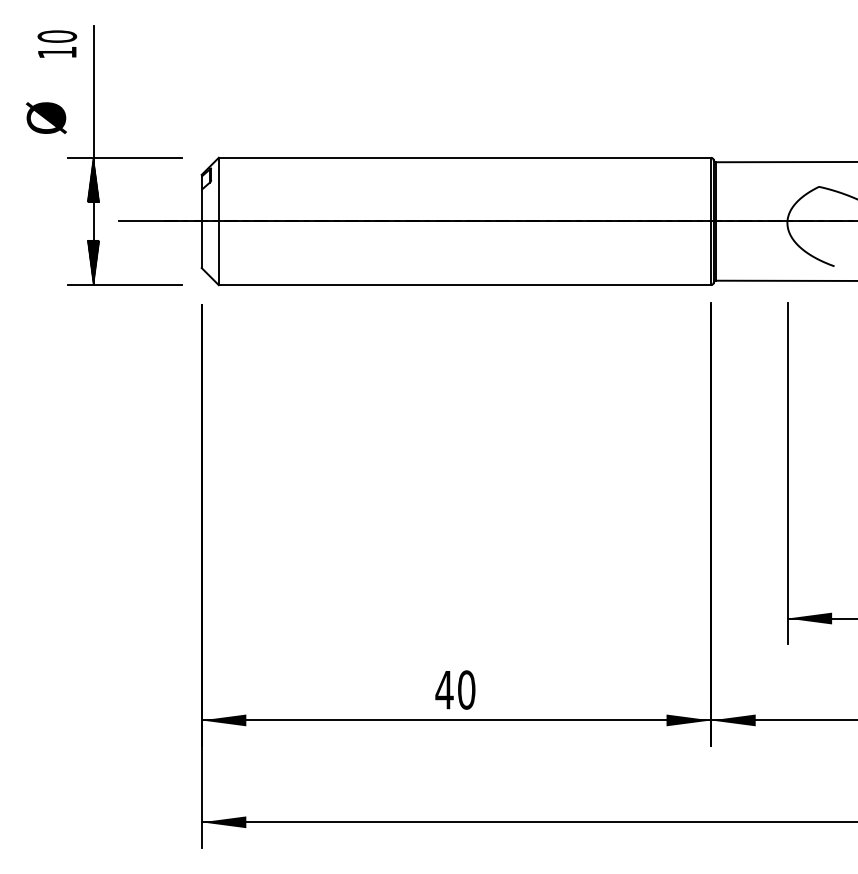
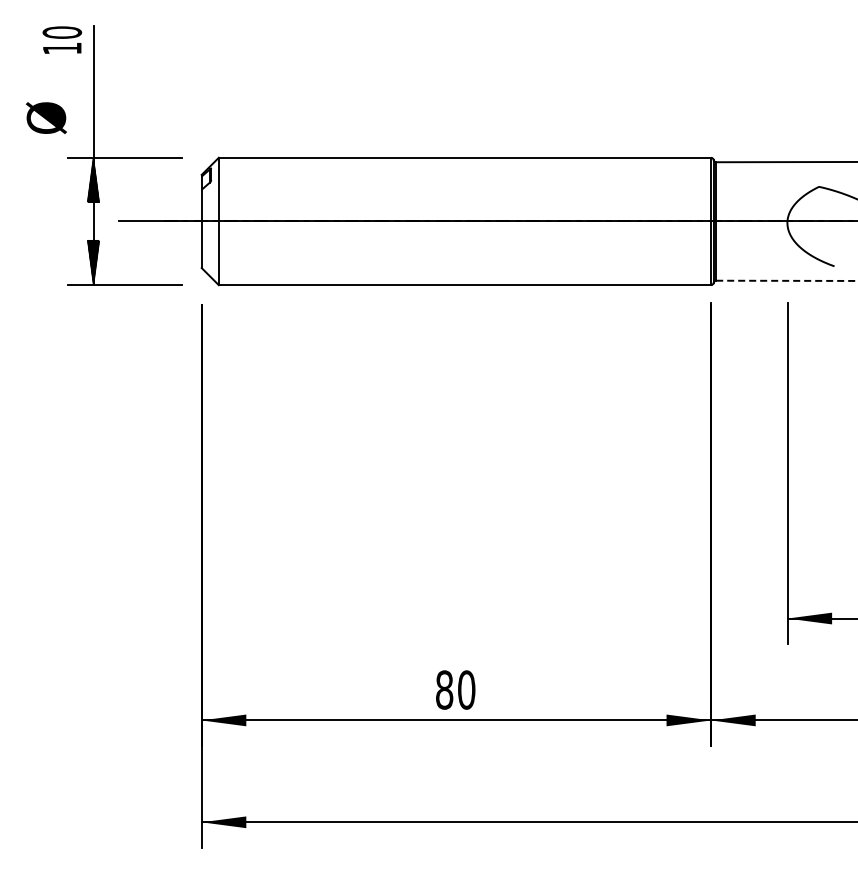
text position: (57, 43) -> (62, 39) (62, 39)
line: solid -> dashed (786, 280)
text: 40 -> 80 (444, 689)
